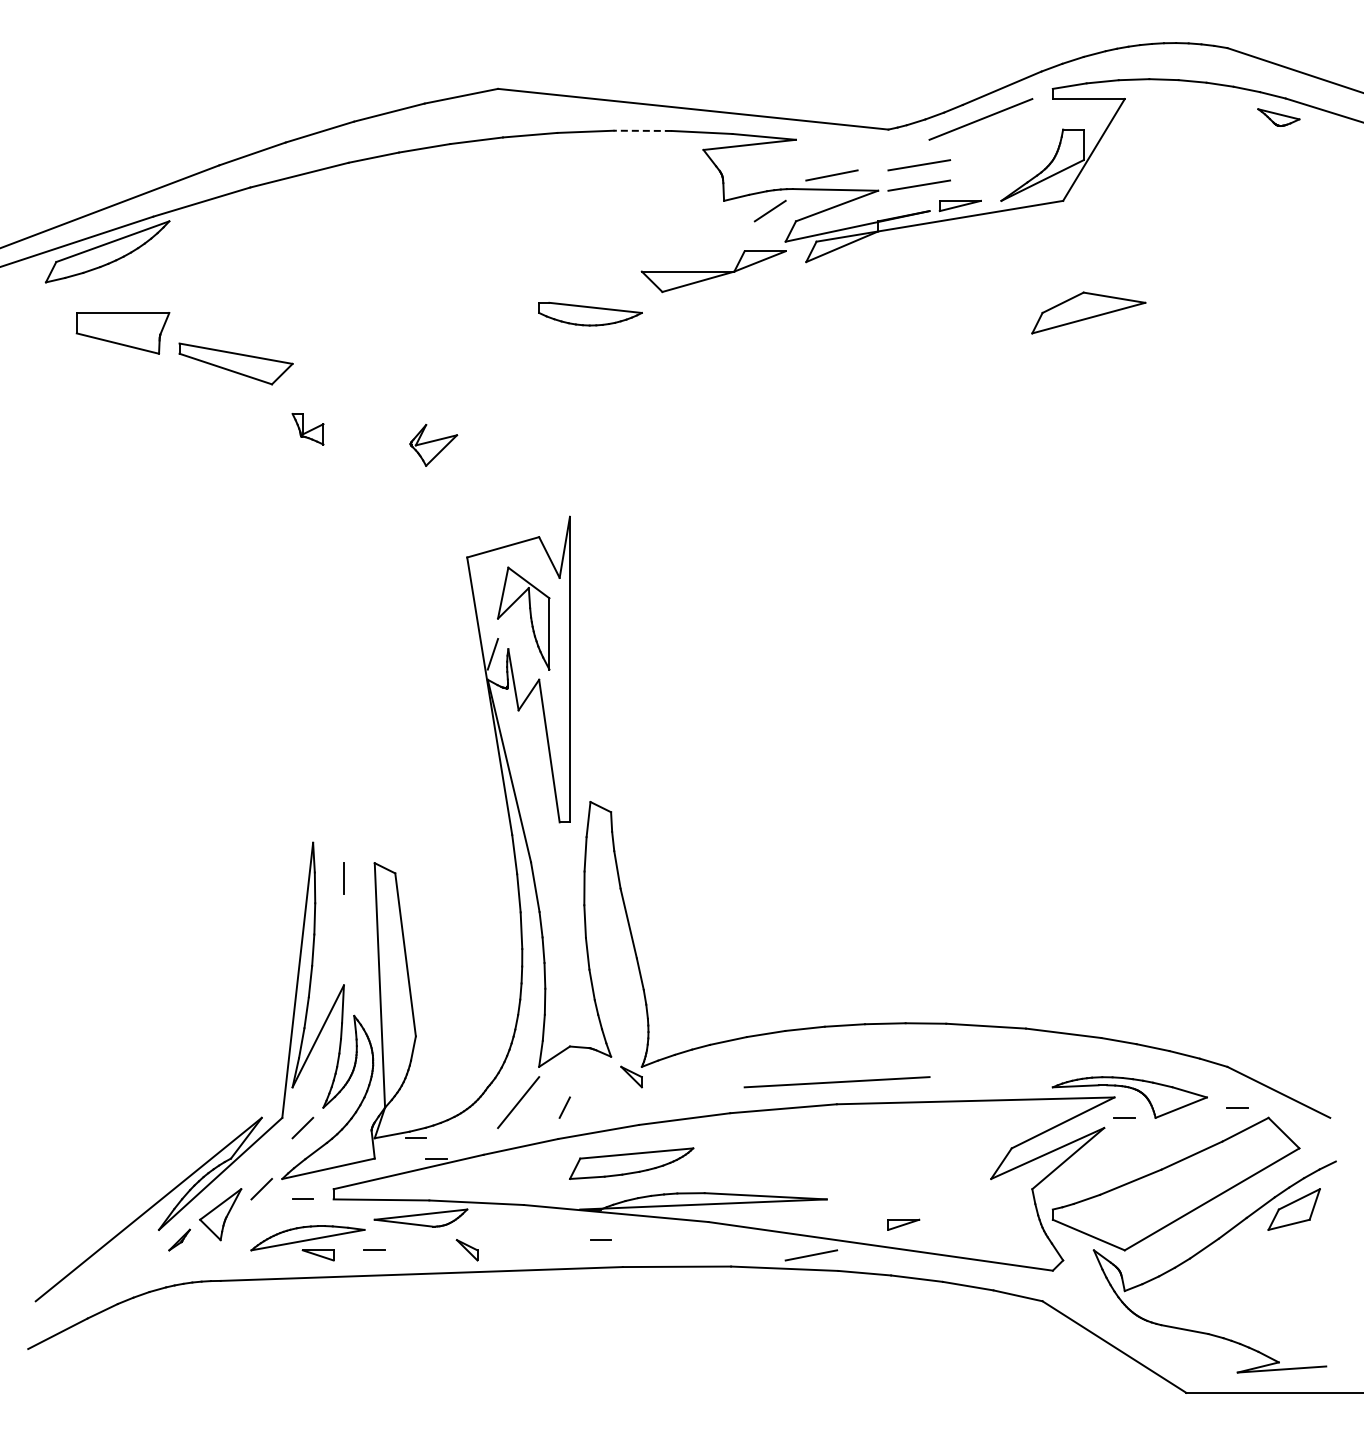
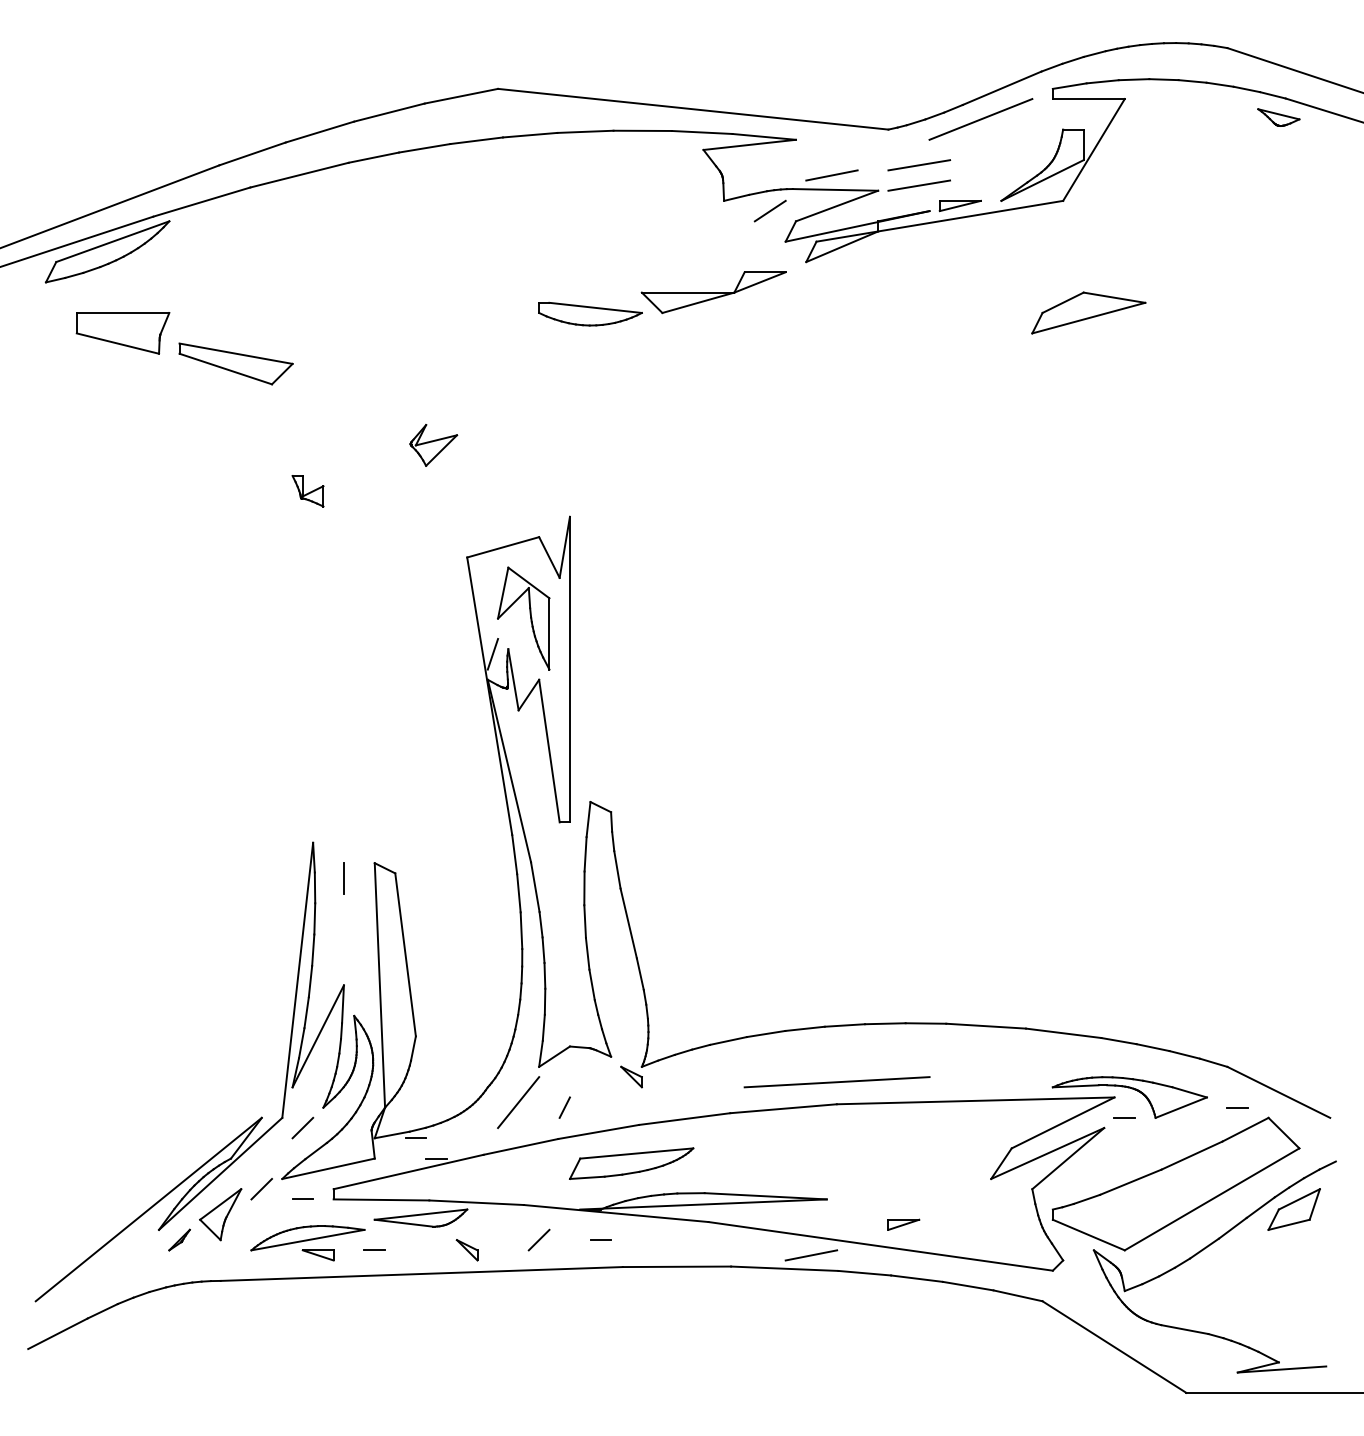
line: dashed -> solid (642, 130)
part position: (713, 271) -> (713, 292) (713, 292)
part position: (307, 429) -> (307, 491) (307, 491)
line: none -> present (538, 1239)
